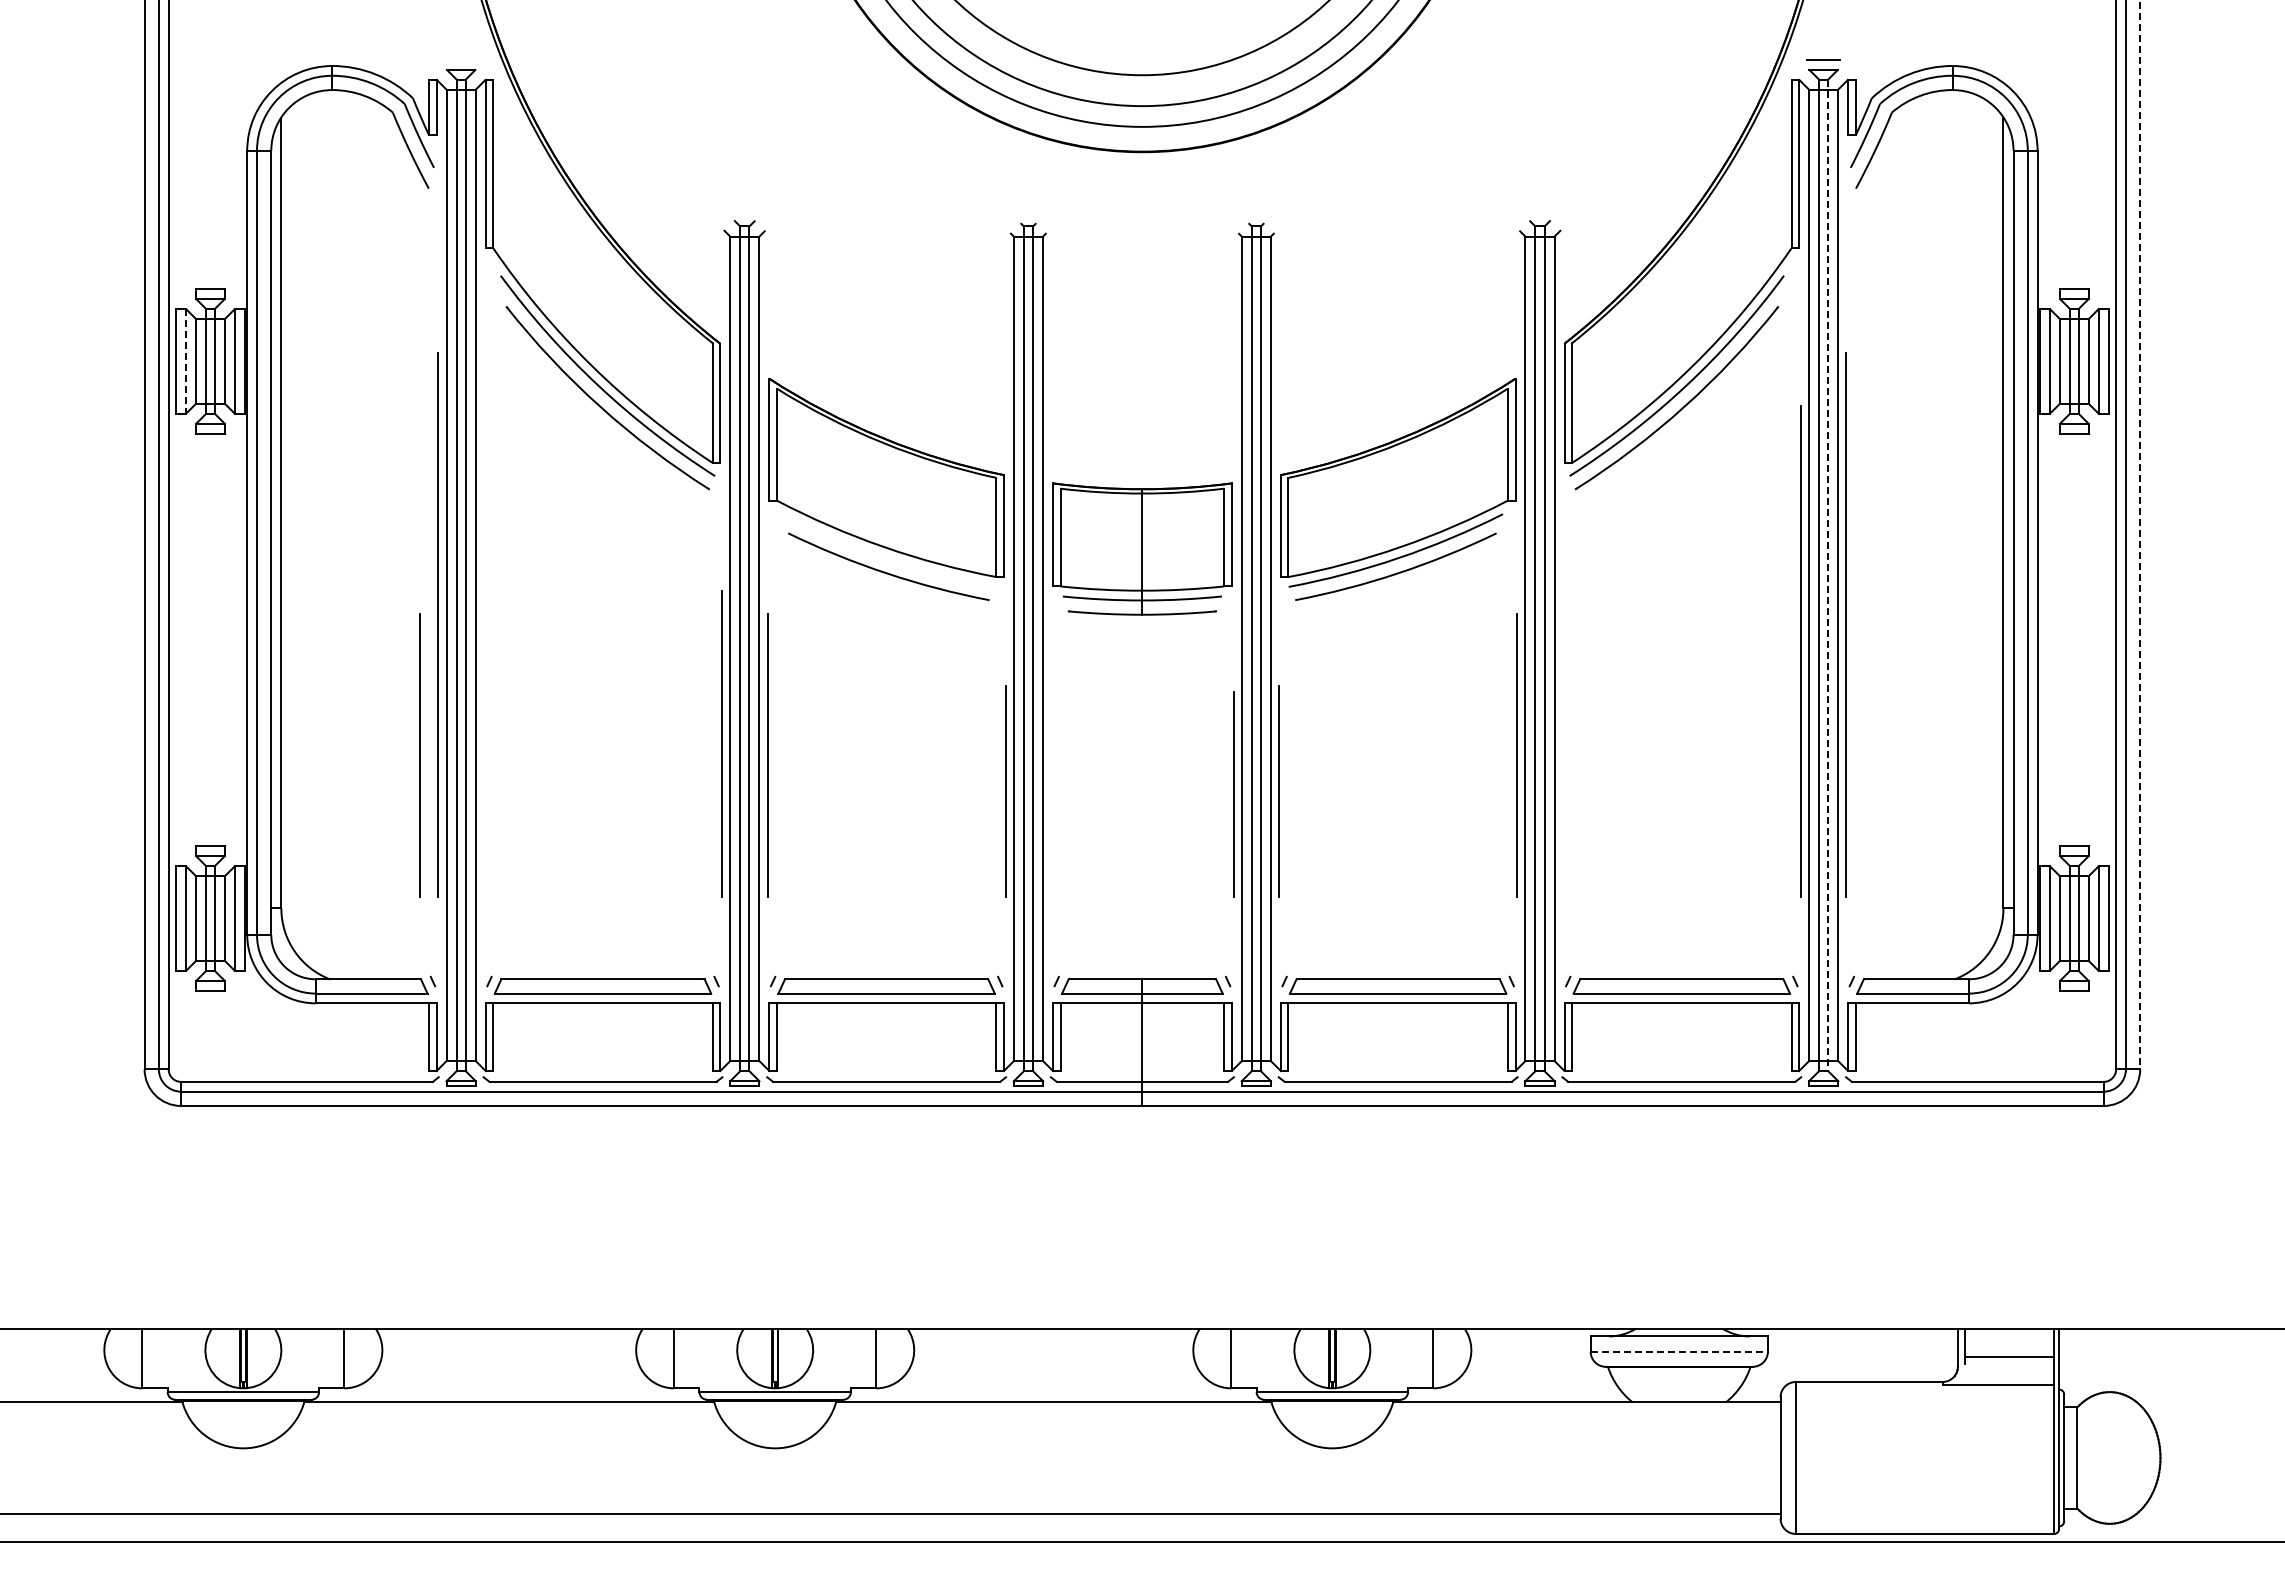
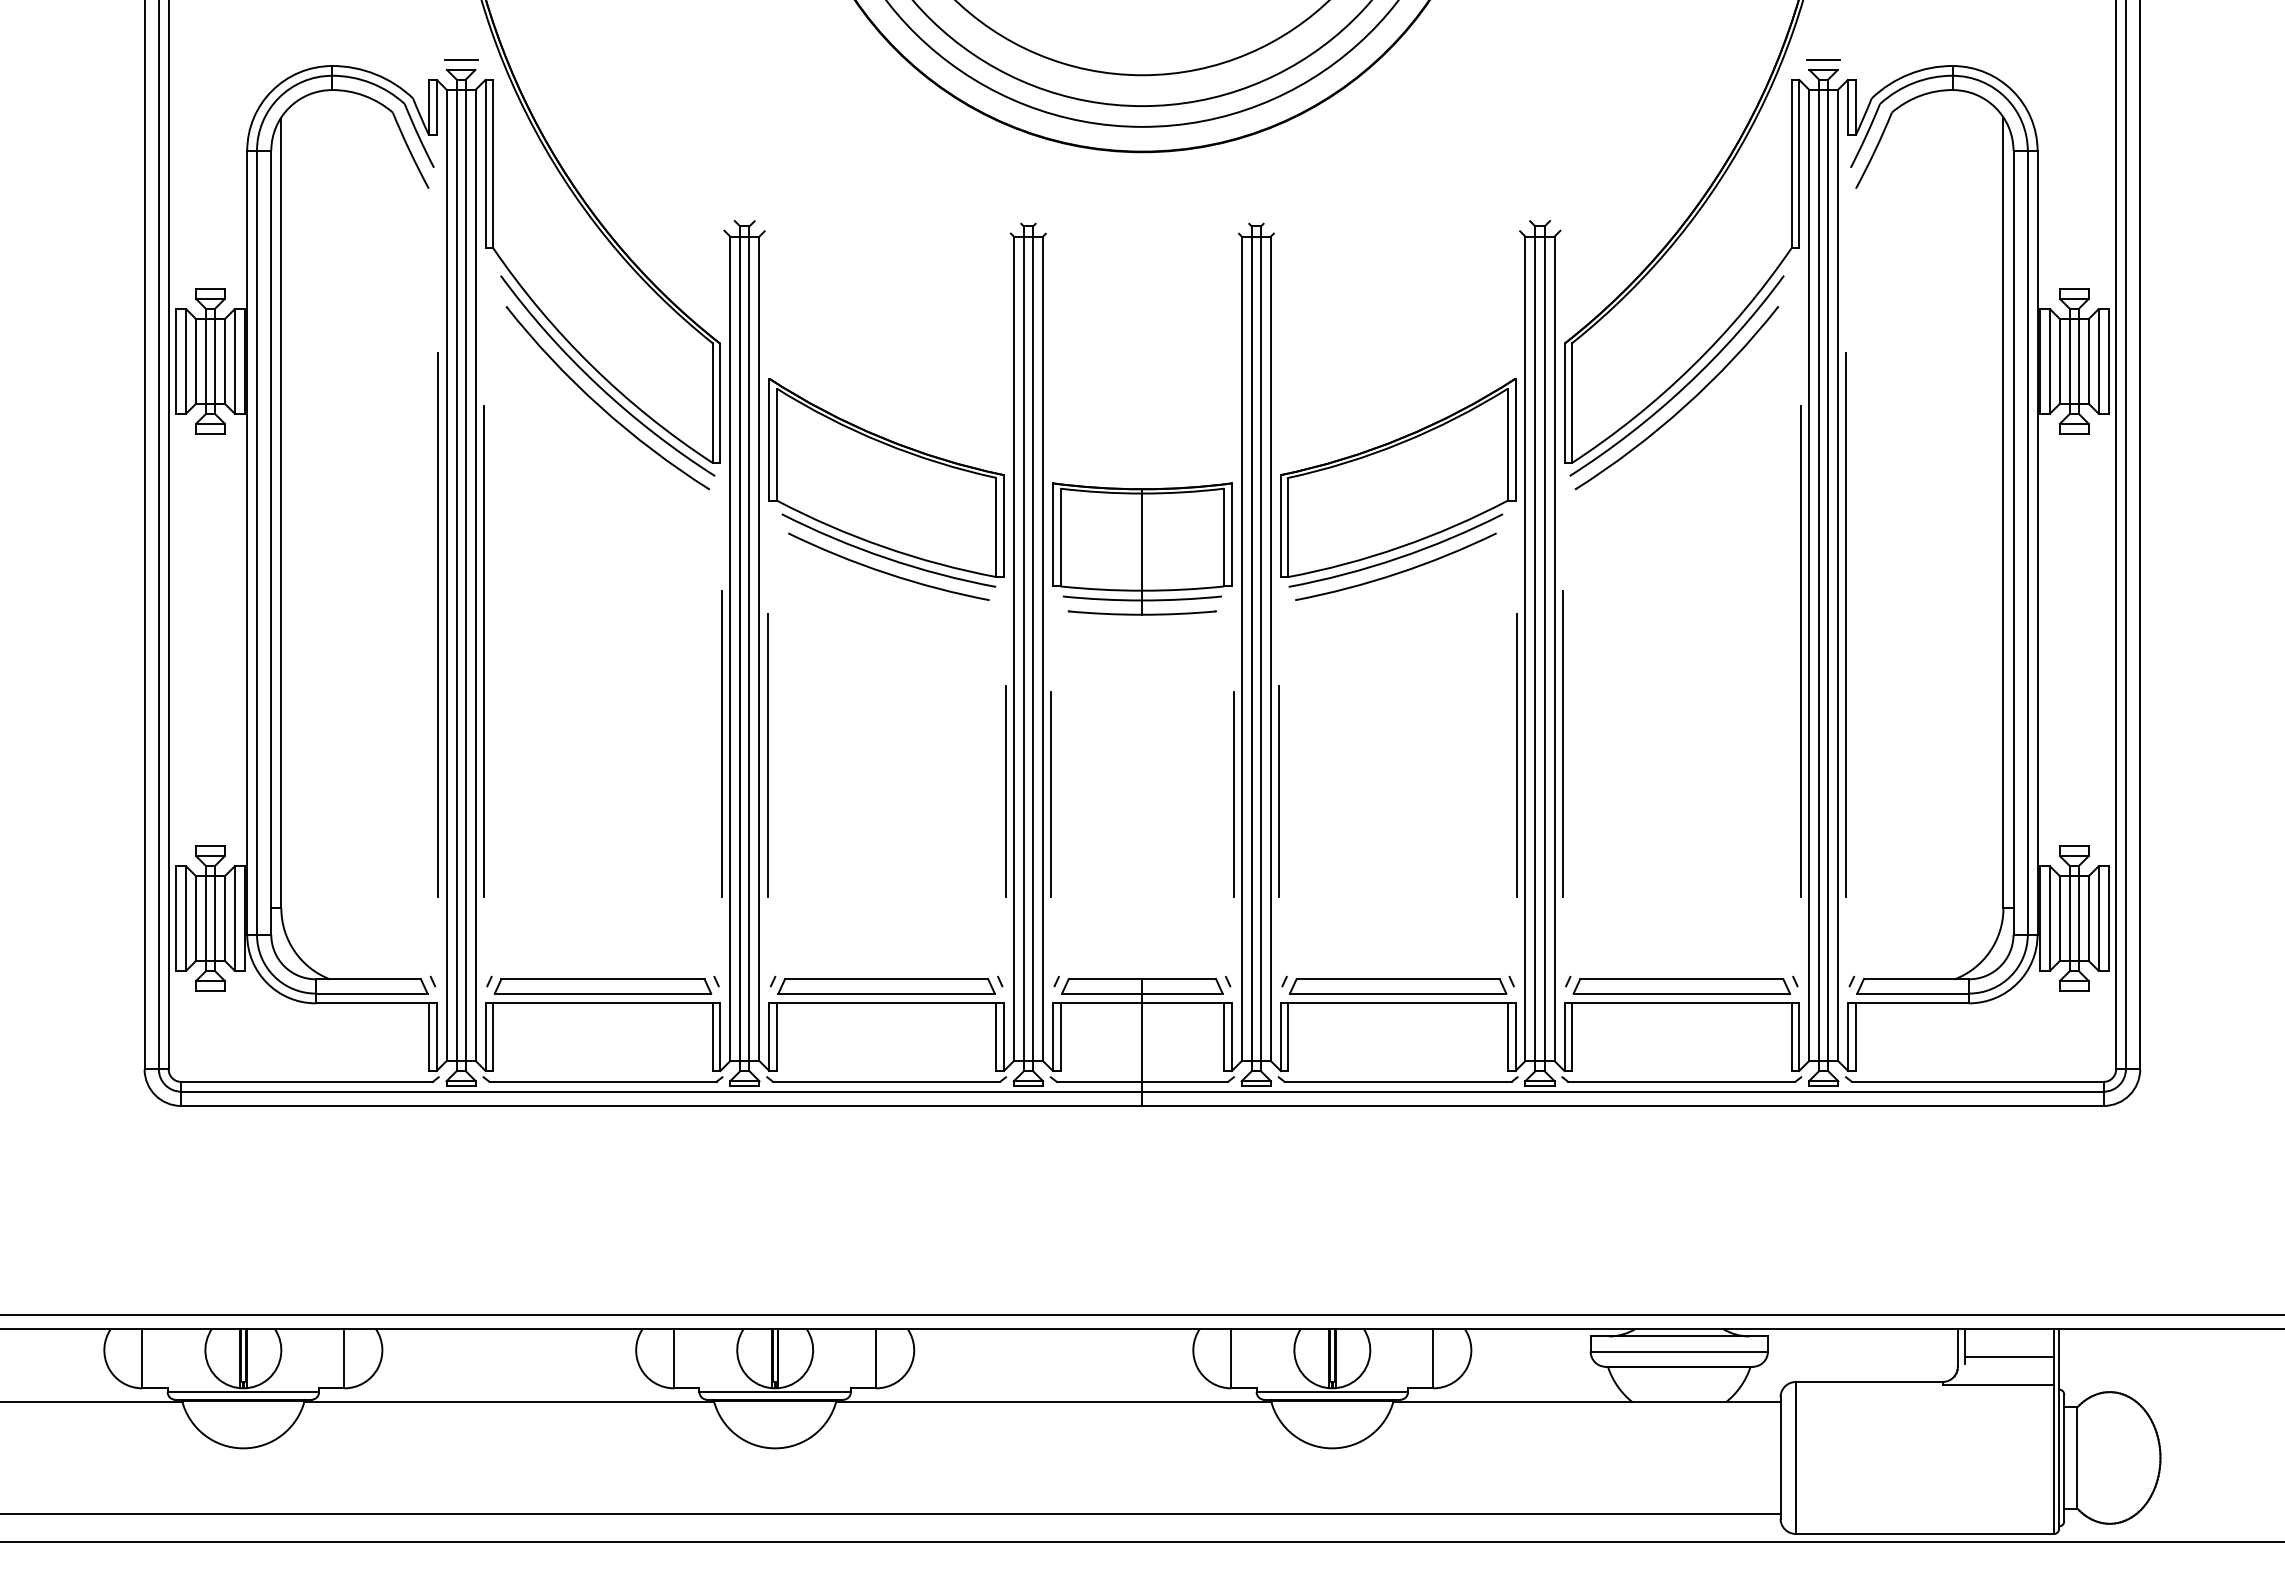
line: none -> present (460, 59)
line: dashed -> solid (186, 361)
line: dashed -> solid (2140, 535)
arc: none -> present (885, 556)
line: dashed -> solid (1828, 575)
line: none -> present (483, 651)
line: none -> present (1562, 744)
line: present -> none (419, 755)
line: none -> present (1051, 794)
line: none -> present (1141, 1314)
line: dashed -> solid (1679, 1351)
